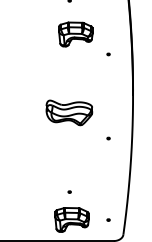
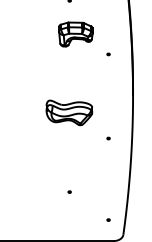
part: present -> none (71, 219)
